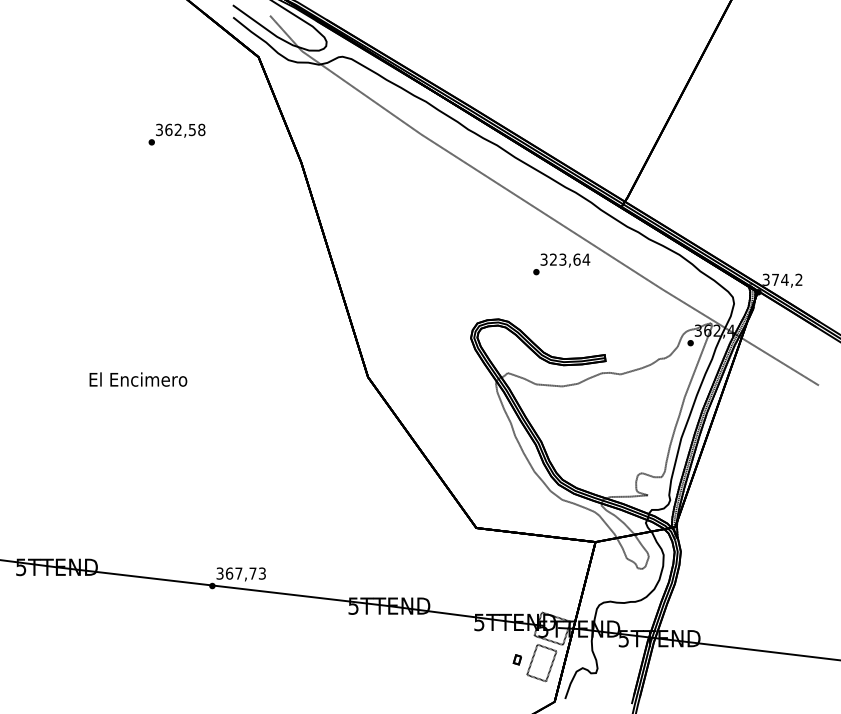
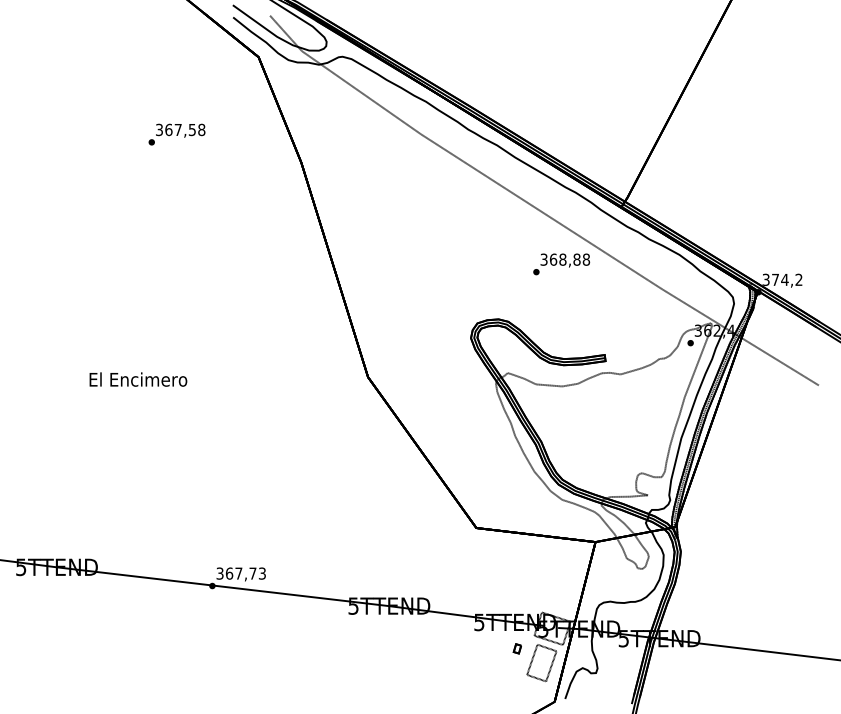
text: 362,58 -> 367,58 (177, 129)
text: 323,64 -> 368,88 (569, 259)
part position: (516, 659) -> (516, 648) (516, 648)
